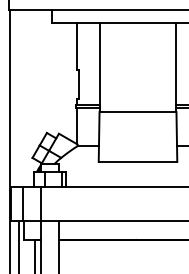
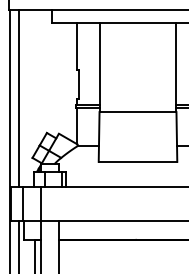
line: none -> present (19, 98)
